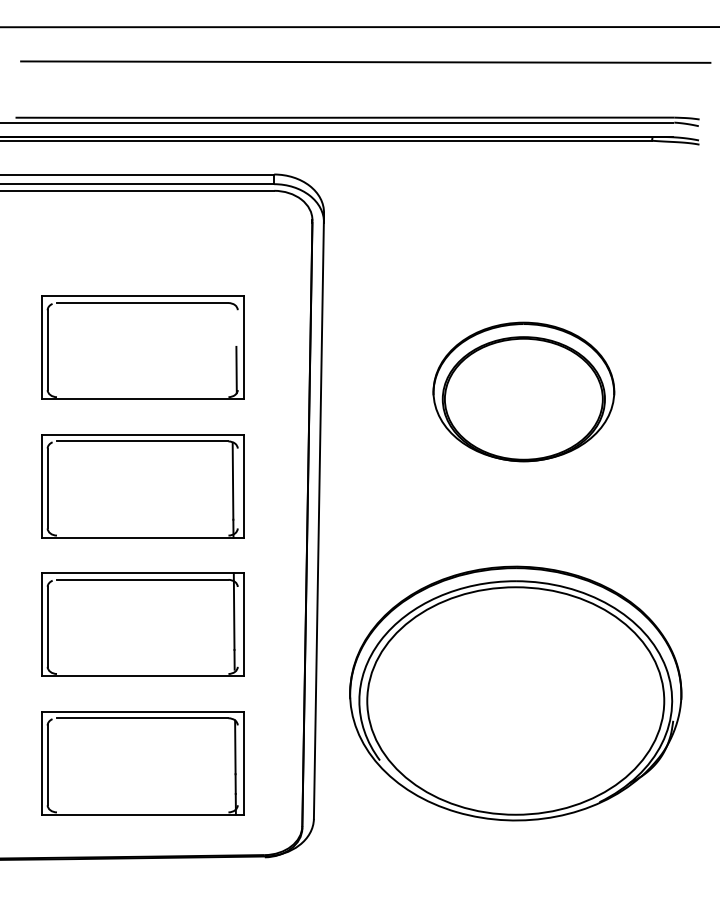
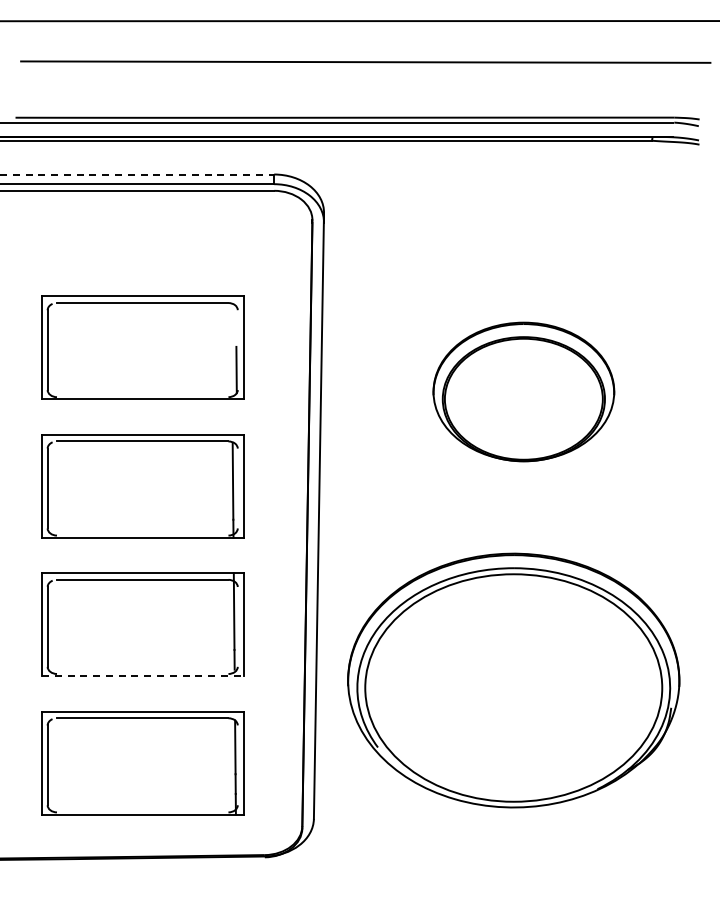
line position: (359, 27) -> (359, 21) (359, 21)
line: solid -> dashed (137, 174)
line: solid -> dashed (142, 676)
part position: (515, 693) -> (513, 680) (513, 680)
